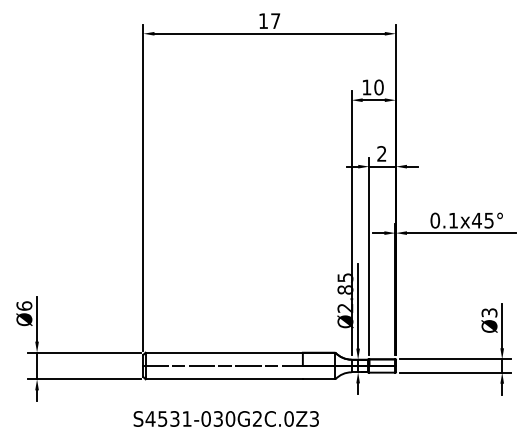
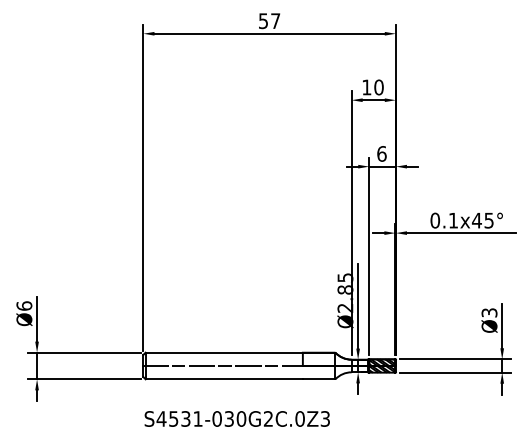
text: 17 -> 57 (263, 21)
text: 2 -> 6 (381, 153)
hatch: none -> present (382, 365)
text position: (225, 418) -> (236, 418) (236, 418)
